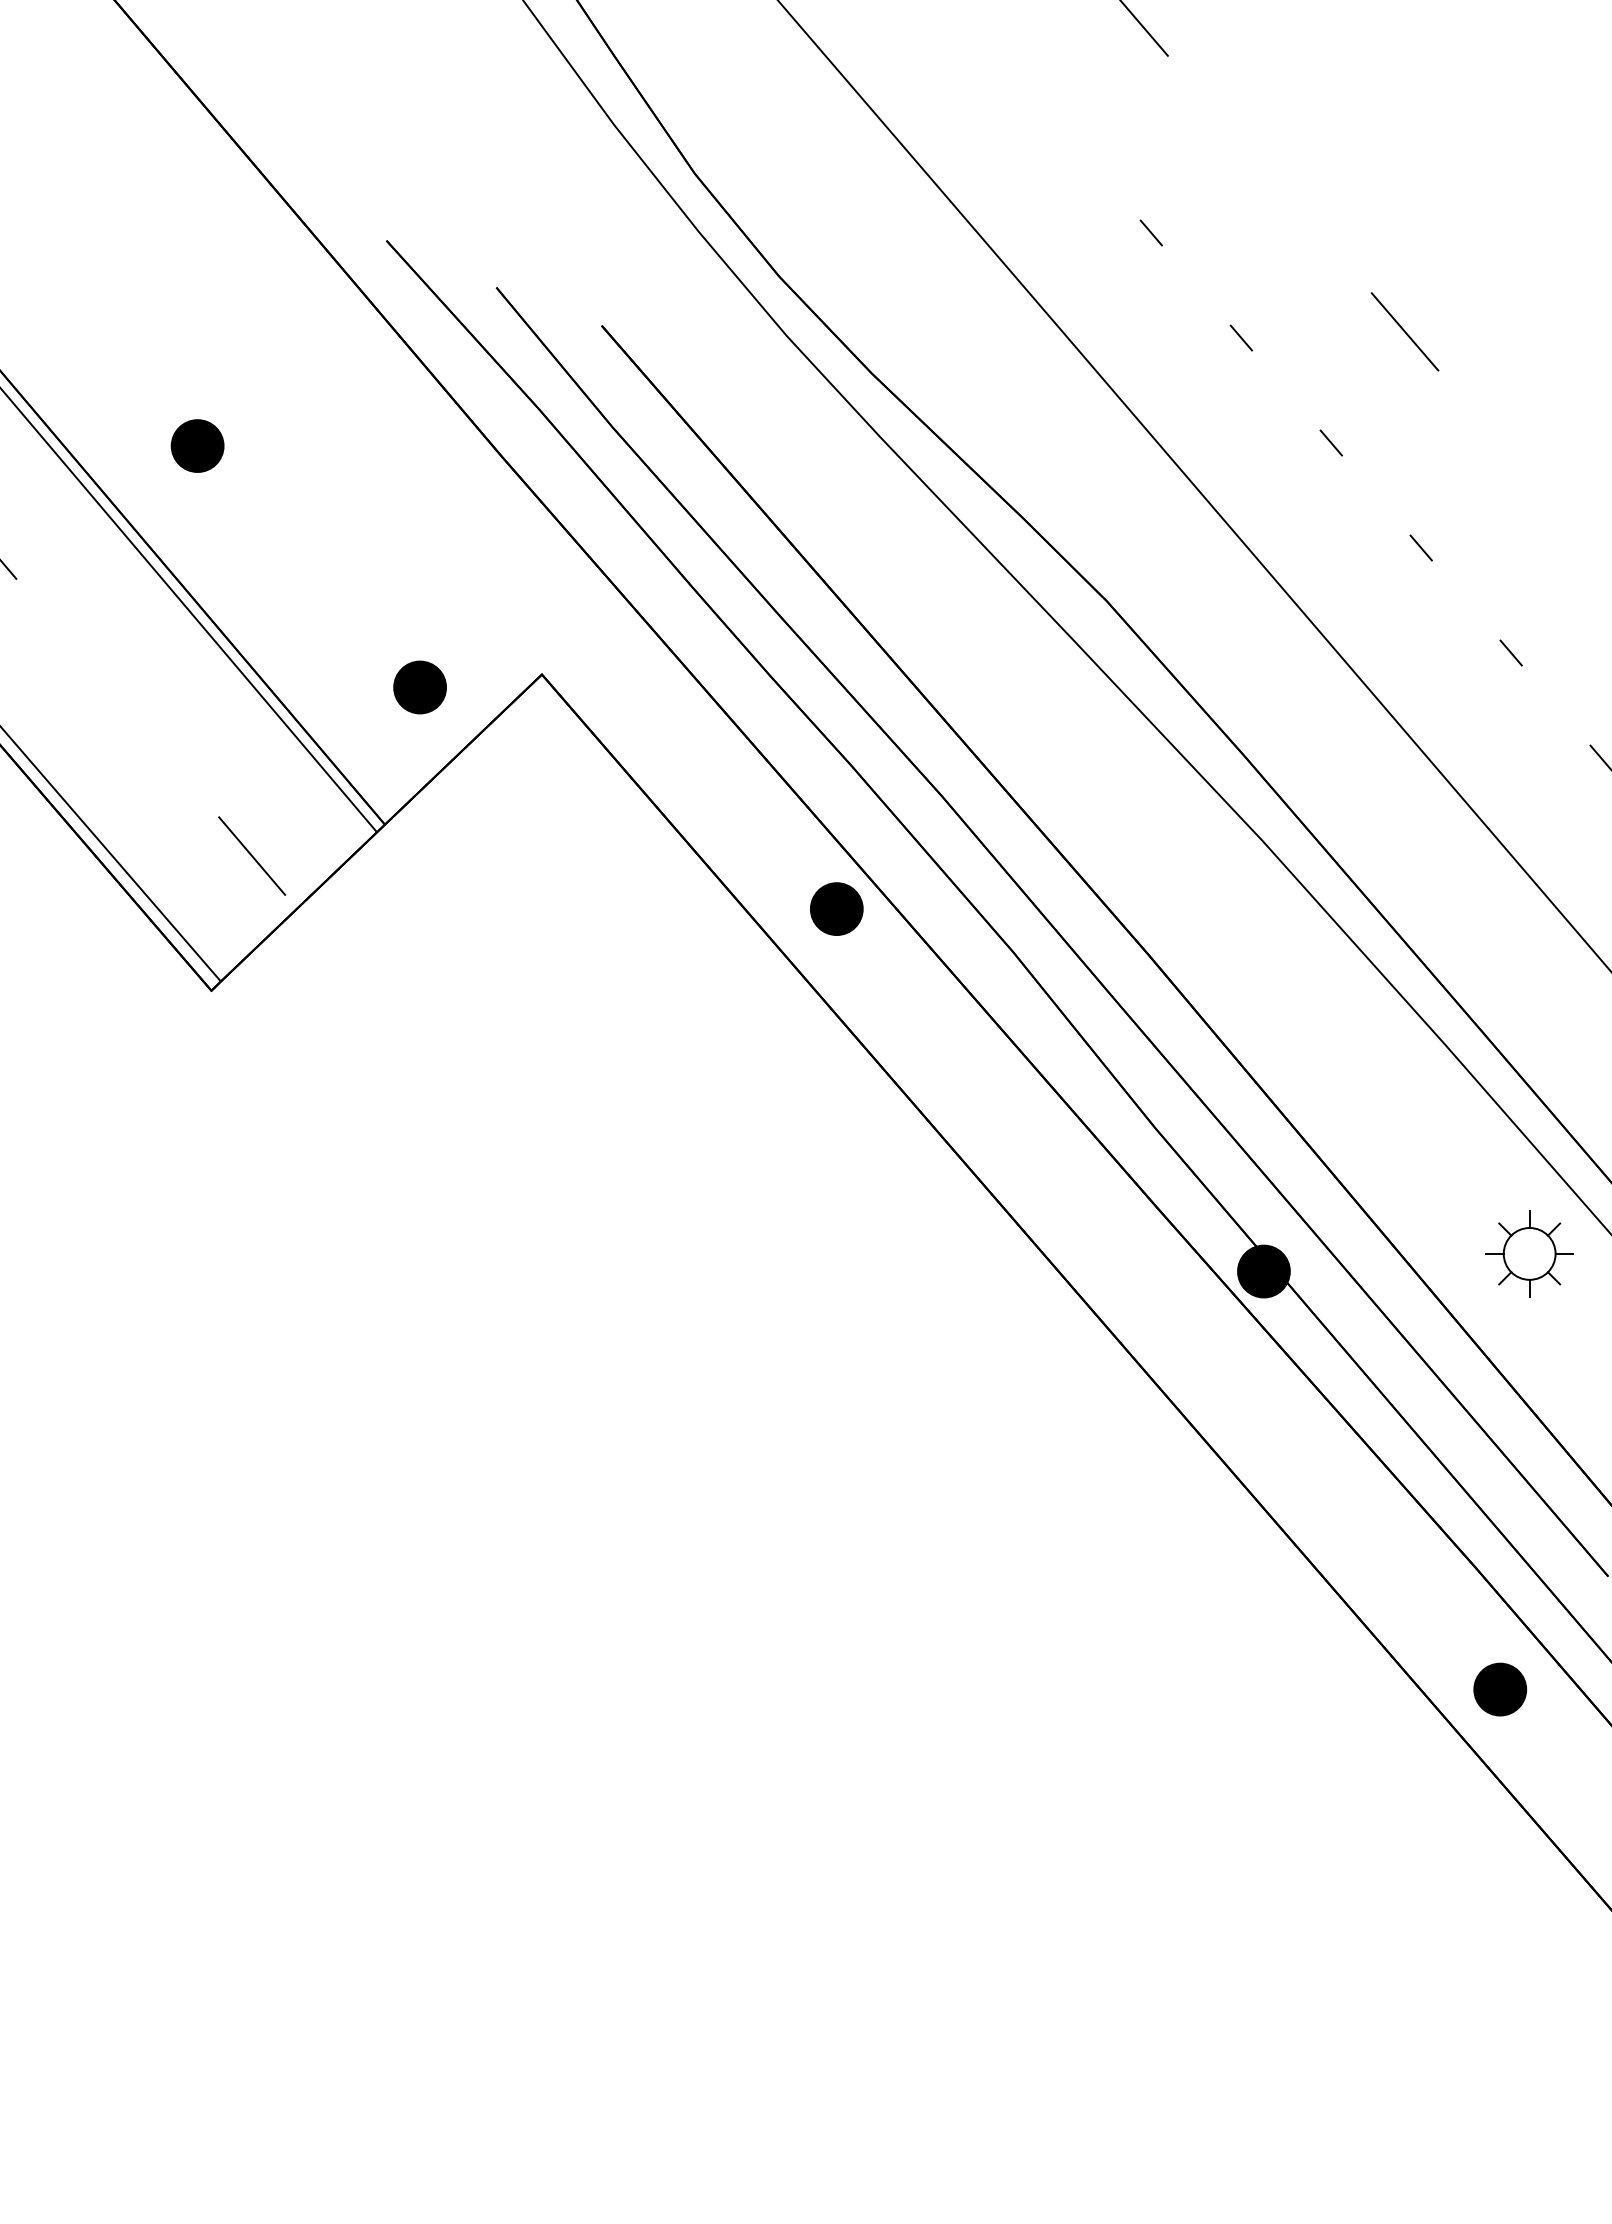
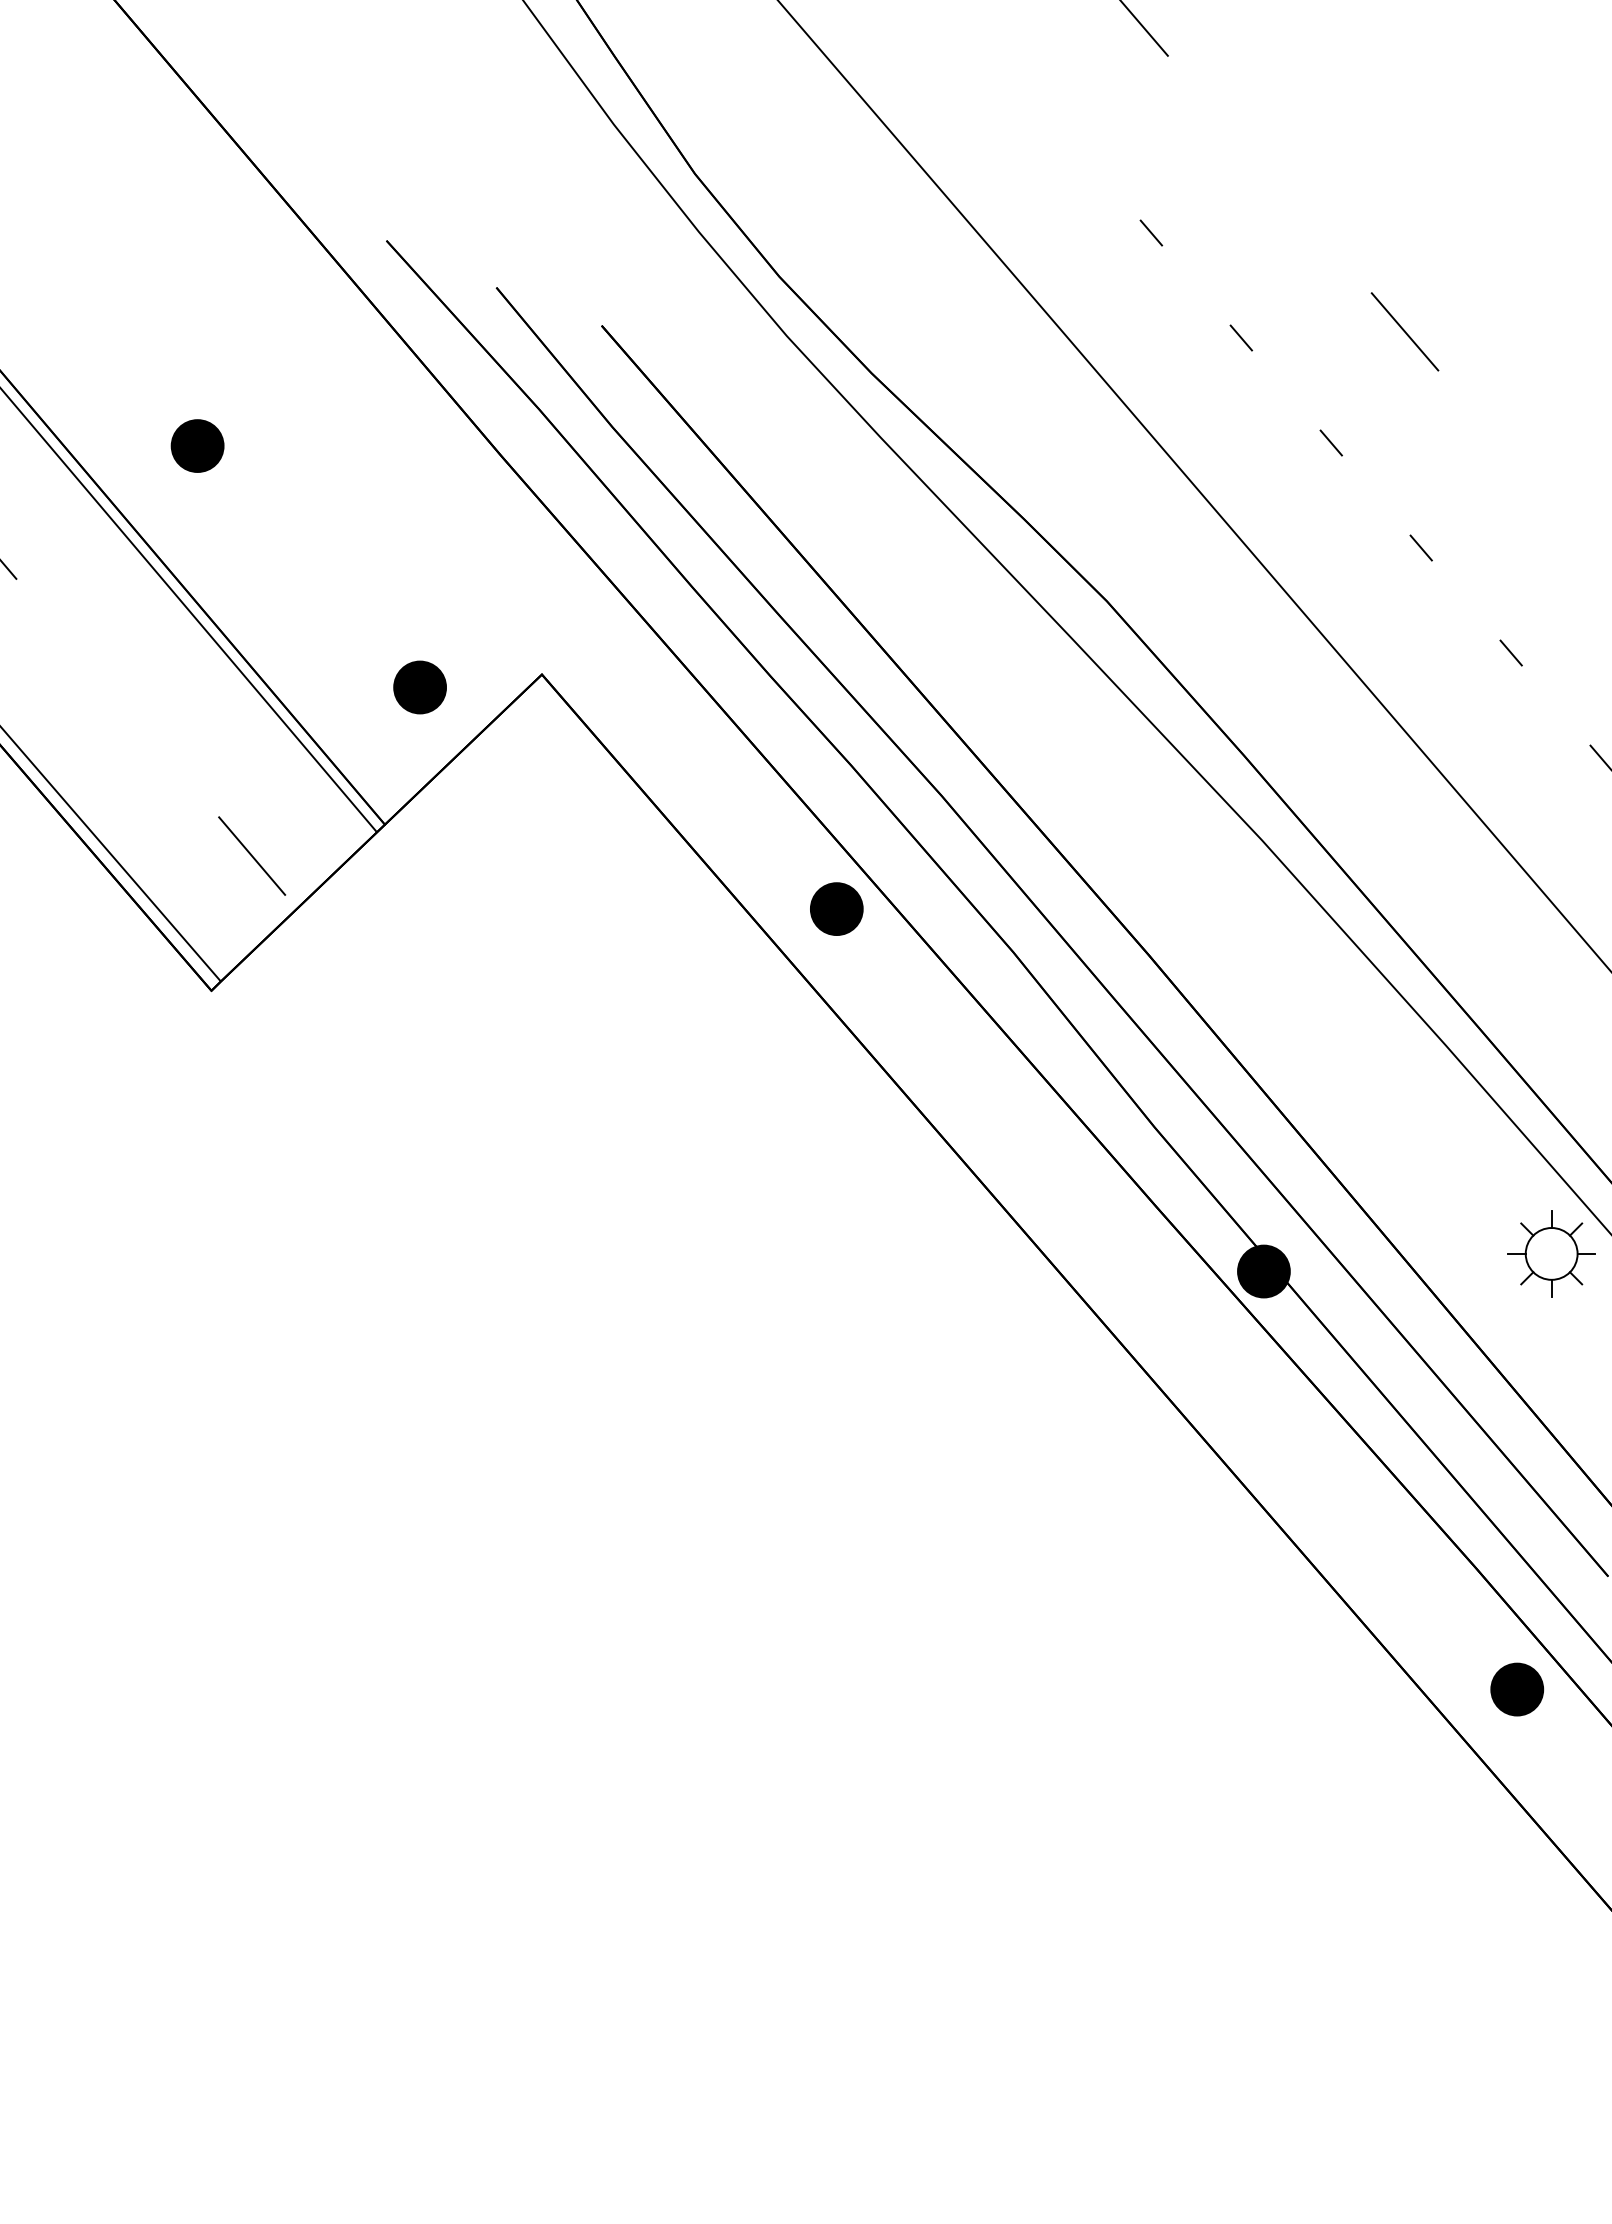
part position: (1529, 1253) -> (1551, 1253) (1551, 1253)
part position: (1500, 1689) -> (1517, 1689) (1517, 1689)
